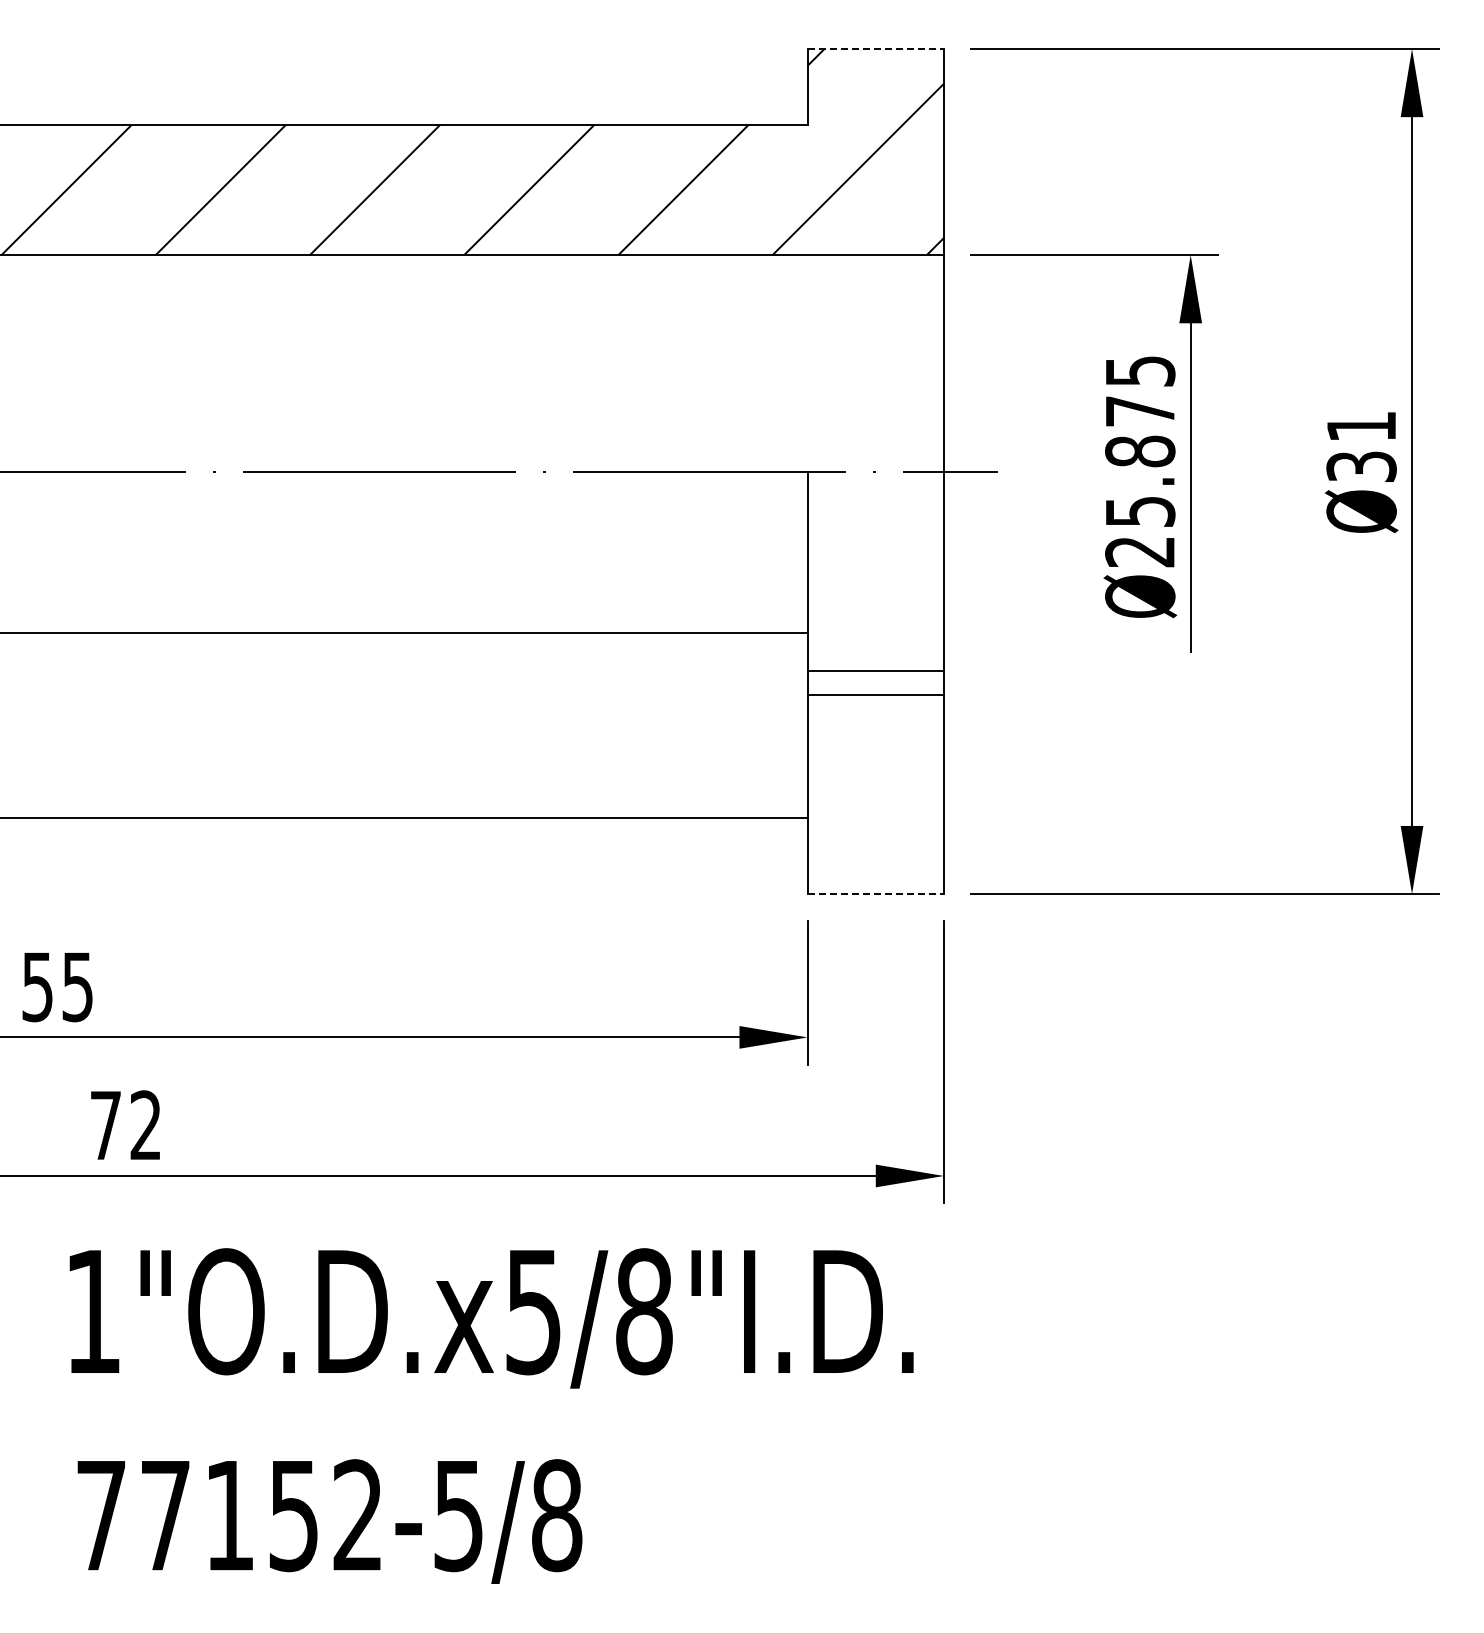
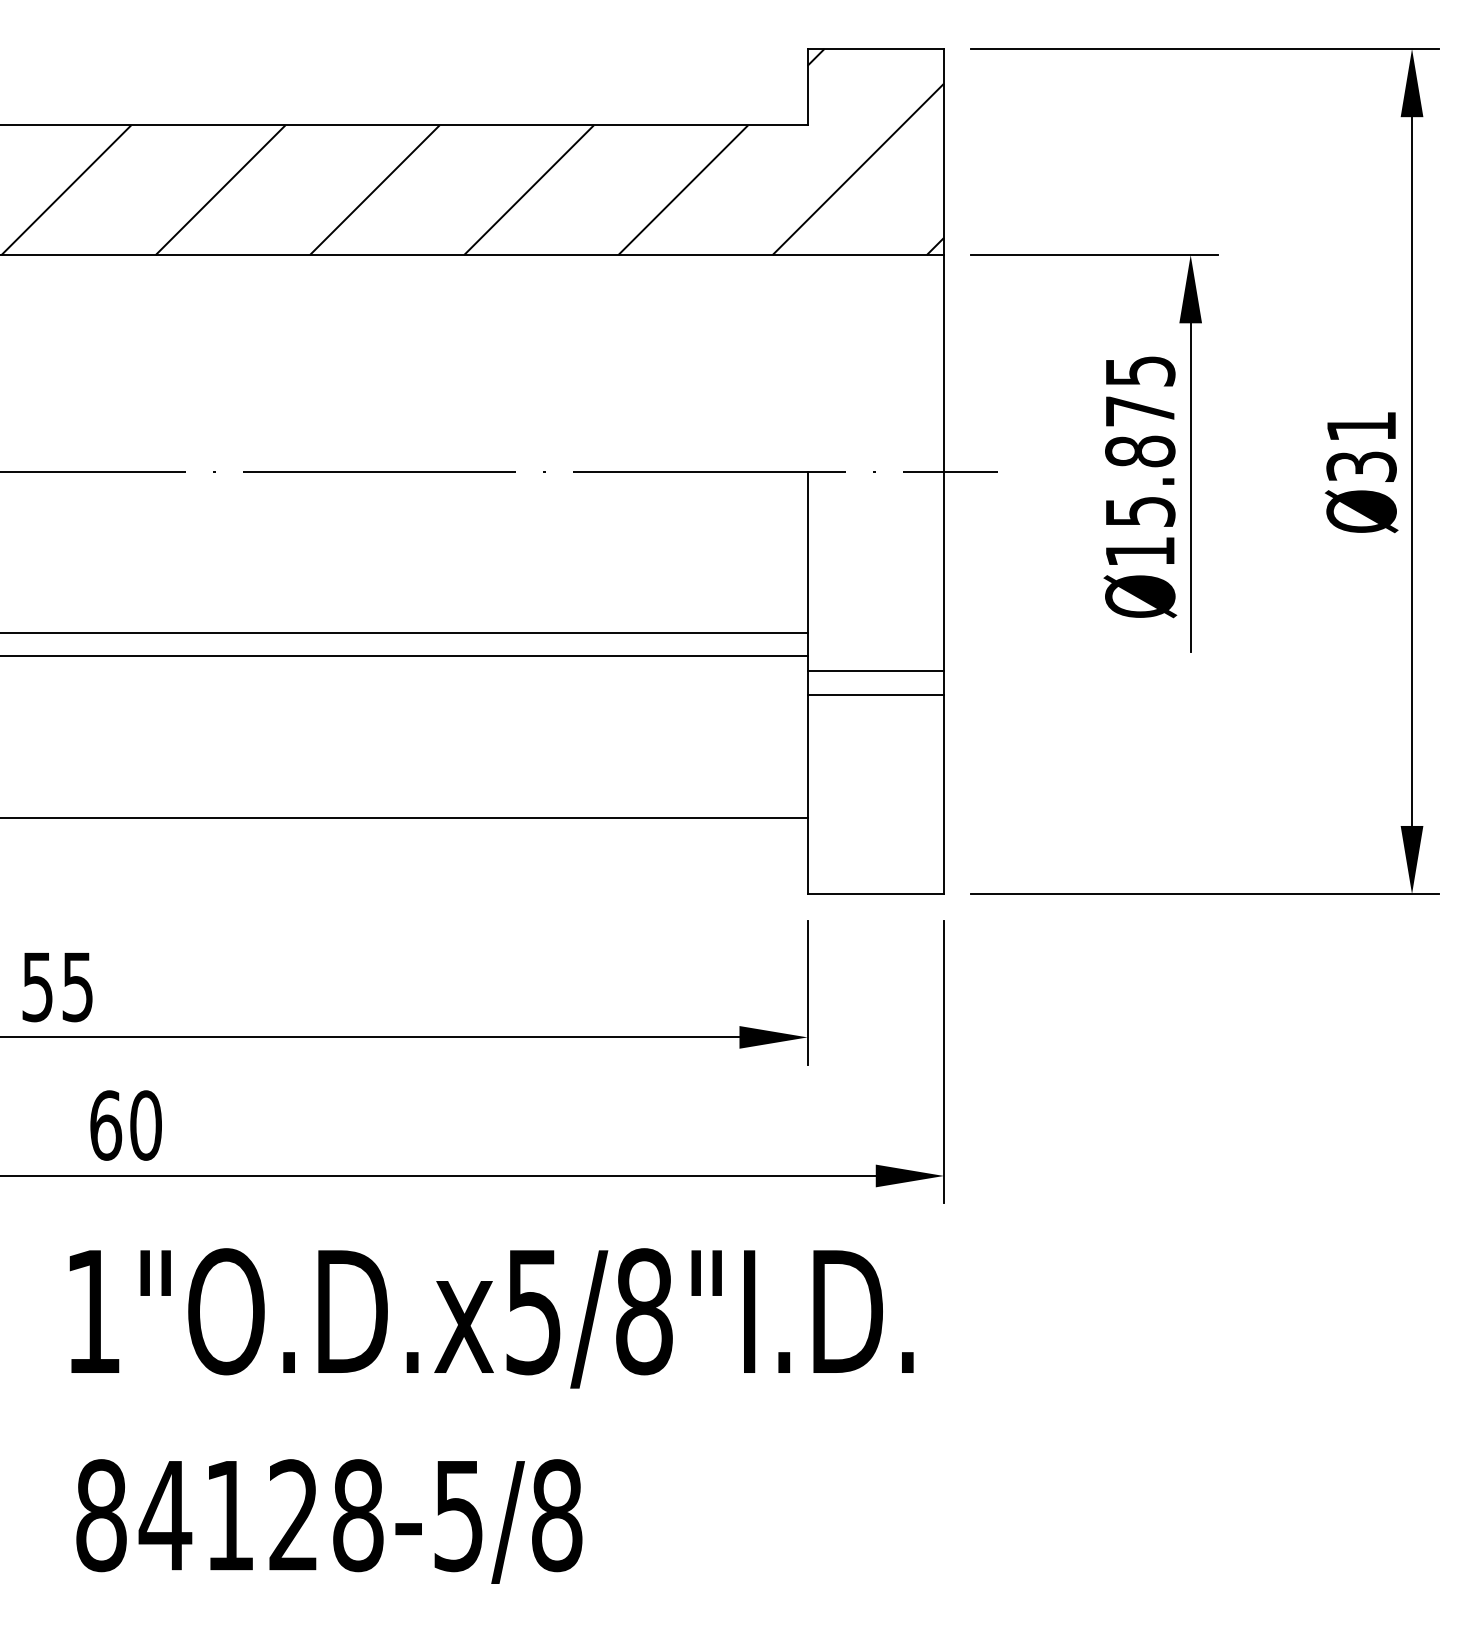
line: dashed -> solid (876, 48)
text: Ø25.875 -> Ø15.875 (1139, 552)
line: none -> present (404, 656)
line: dashed -> solid (876, 894)
text: 72 -> 60 (125, 1125)
text: 77152-5/8 -> 84128-5/8 (229, 1515)
